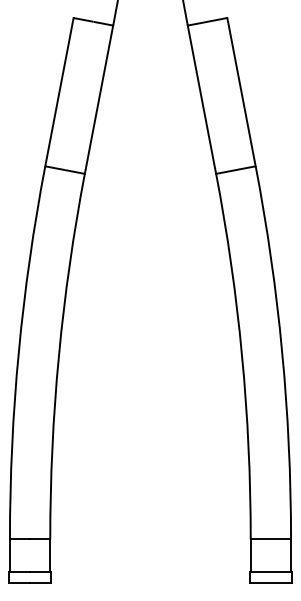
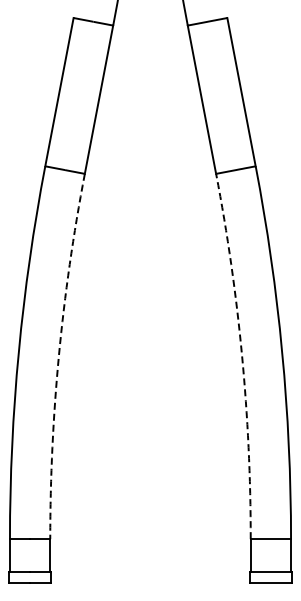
arc: solid -> dashed (58, 355)
arc: solid -> dashed (242, 355)
